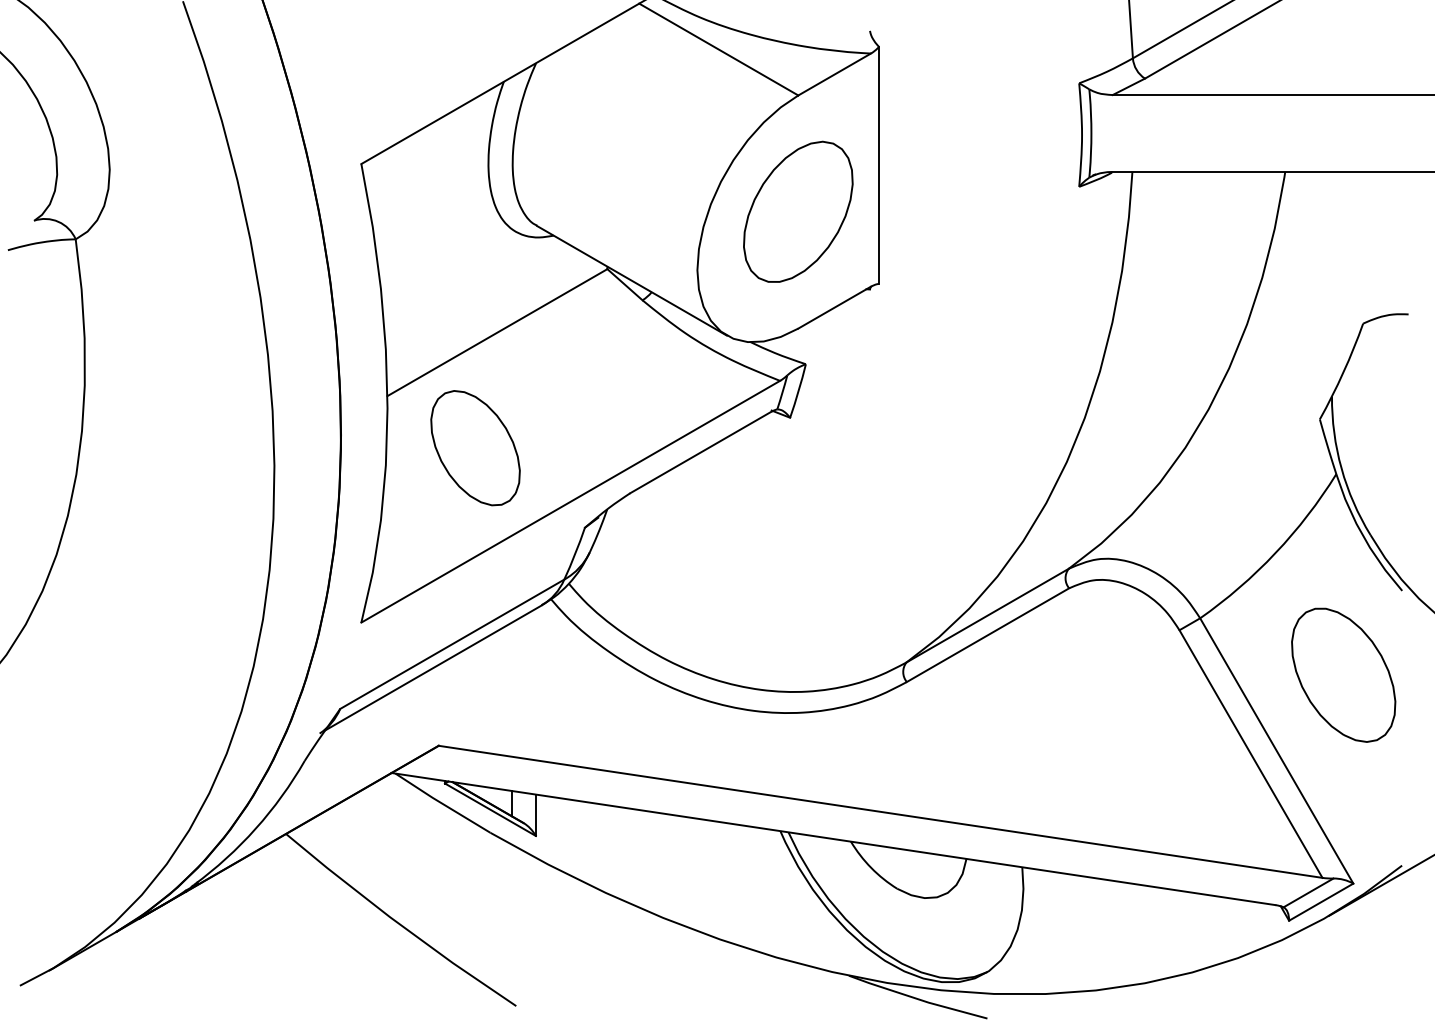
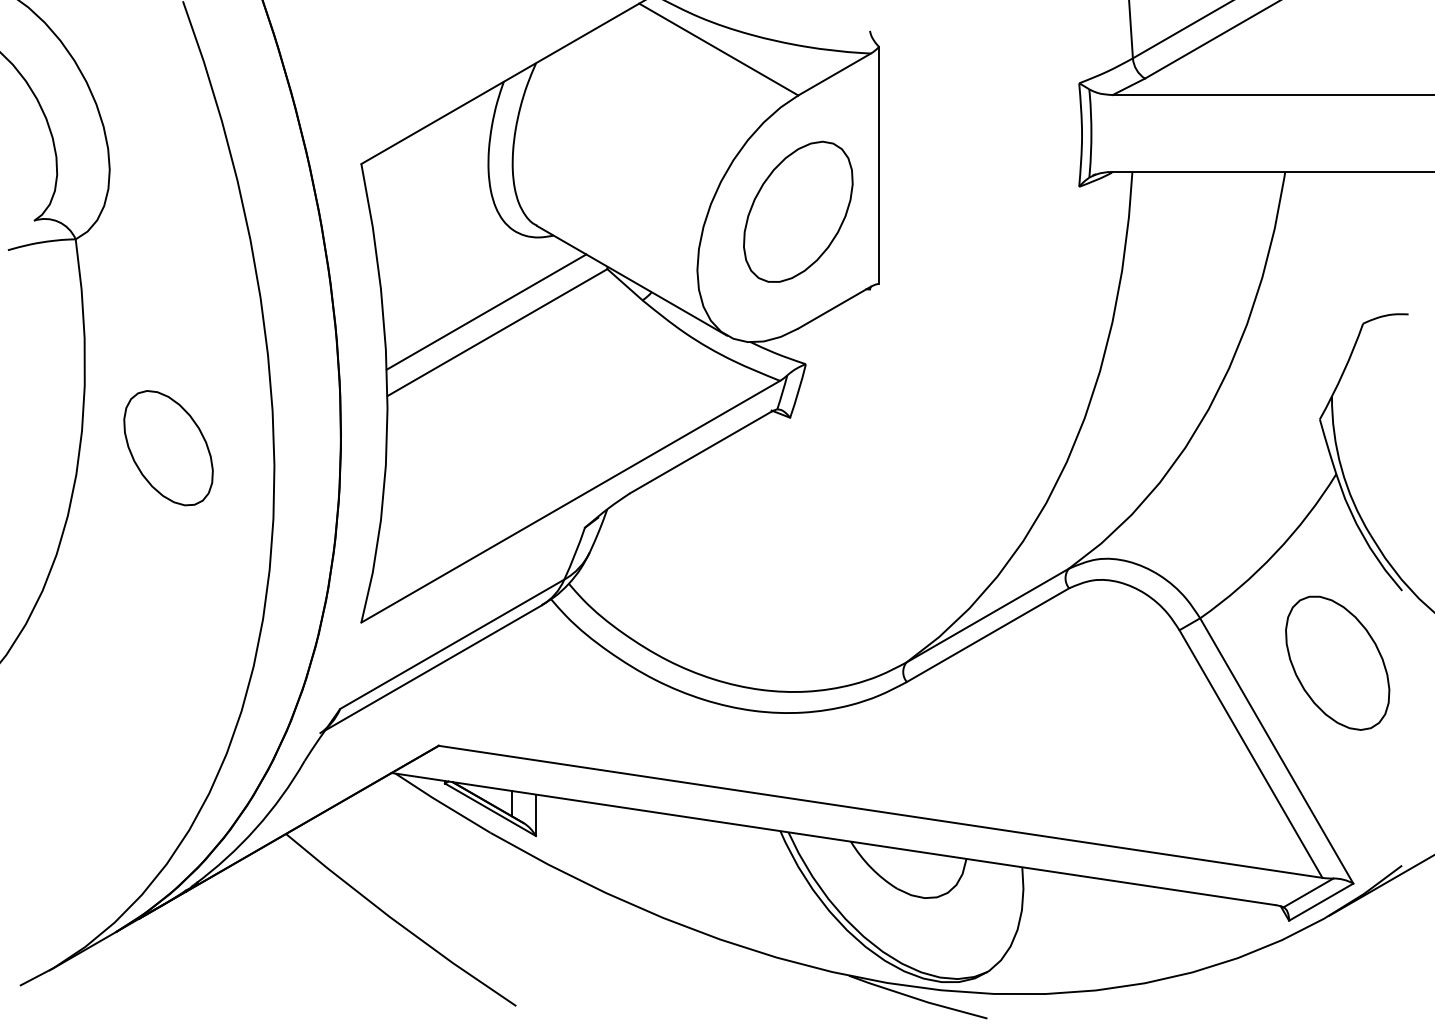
line: none -> present (486, 311)
part position: (475, 448) -> (168, 448) (168, 448)
part position: (1343, 674) -> (1337, 662) (1337, 662)
